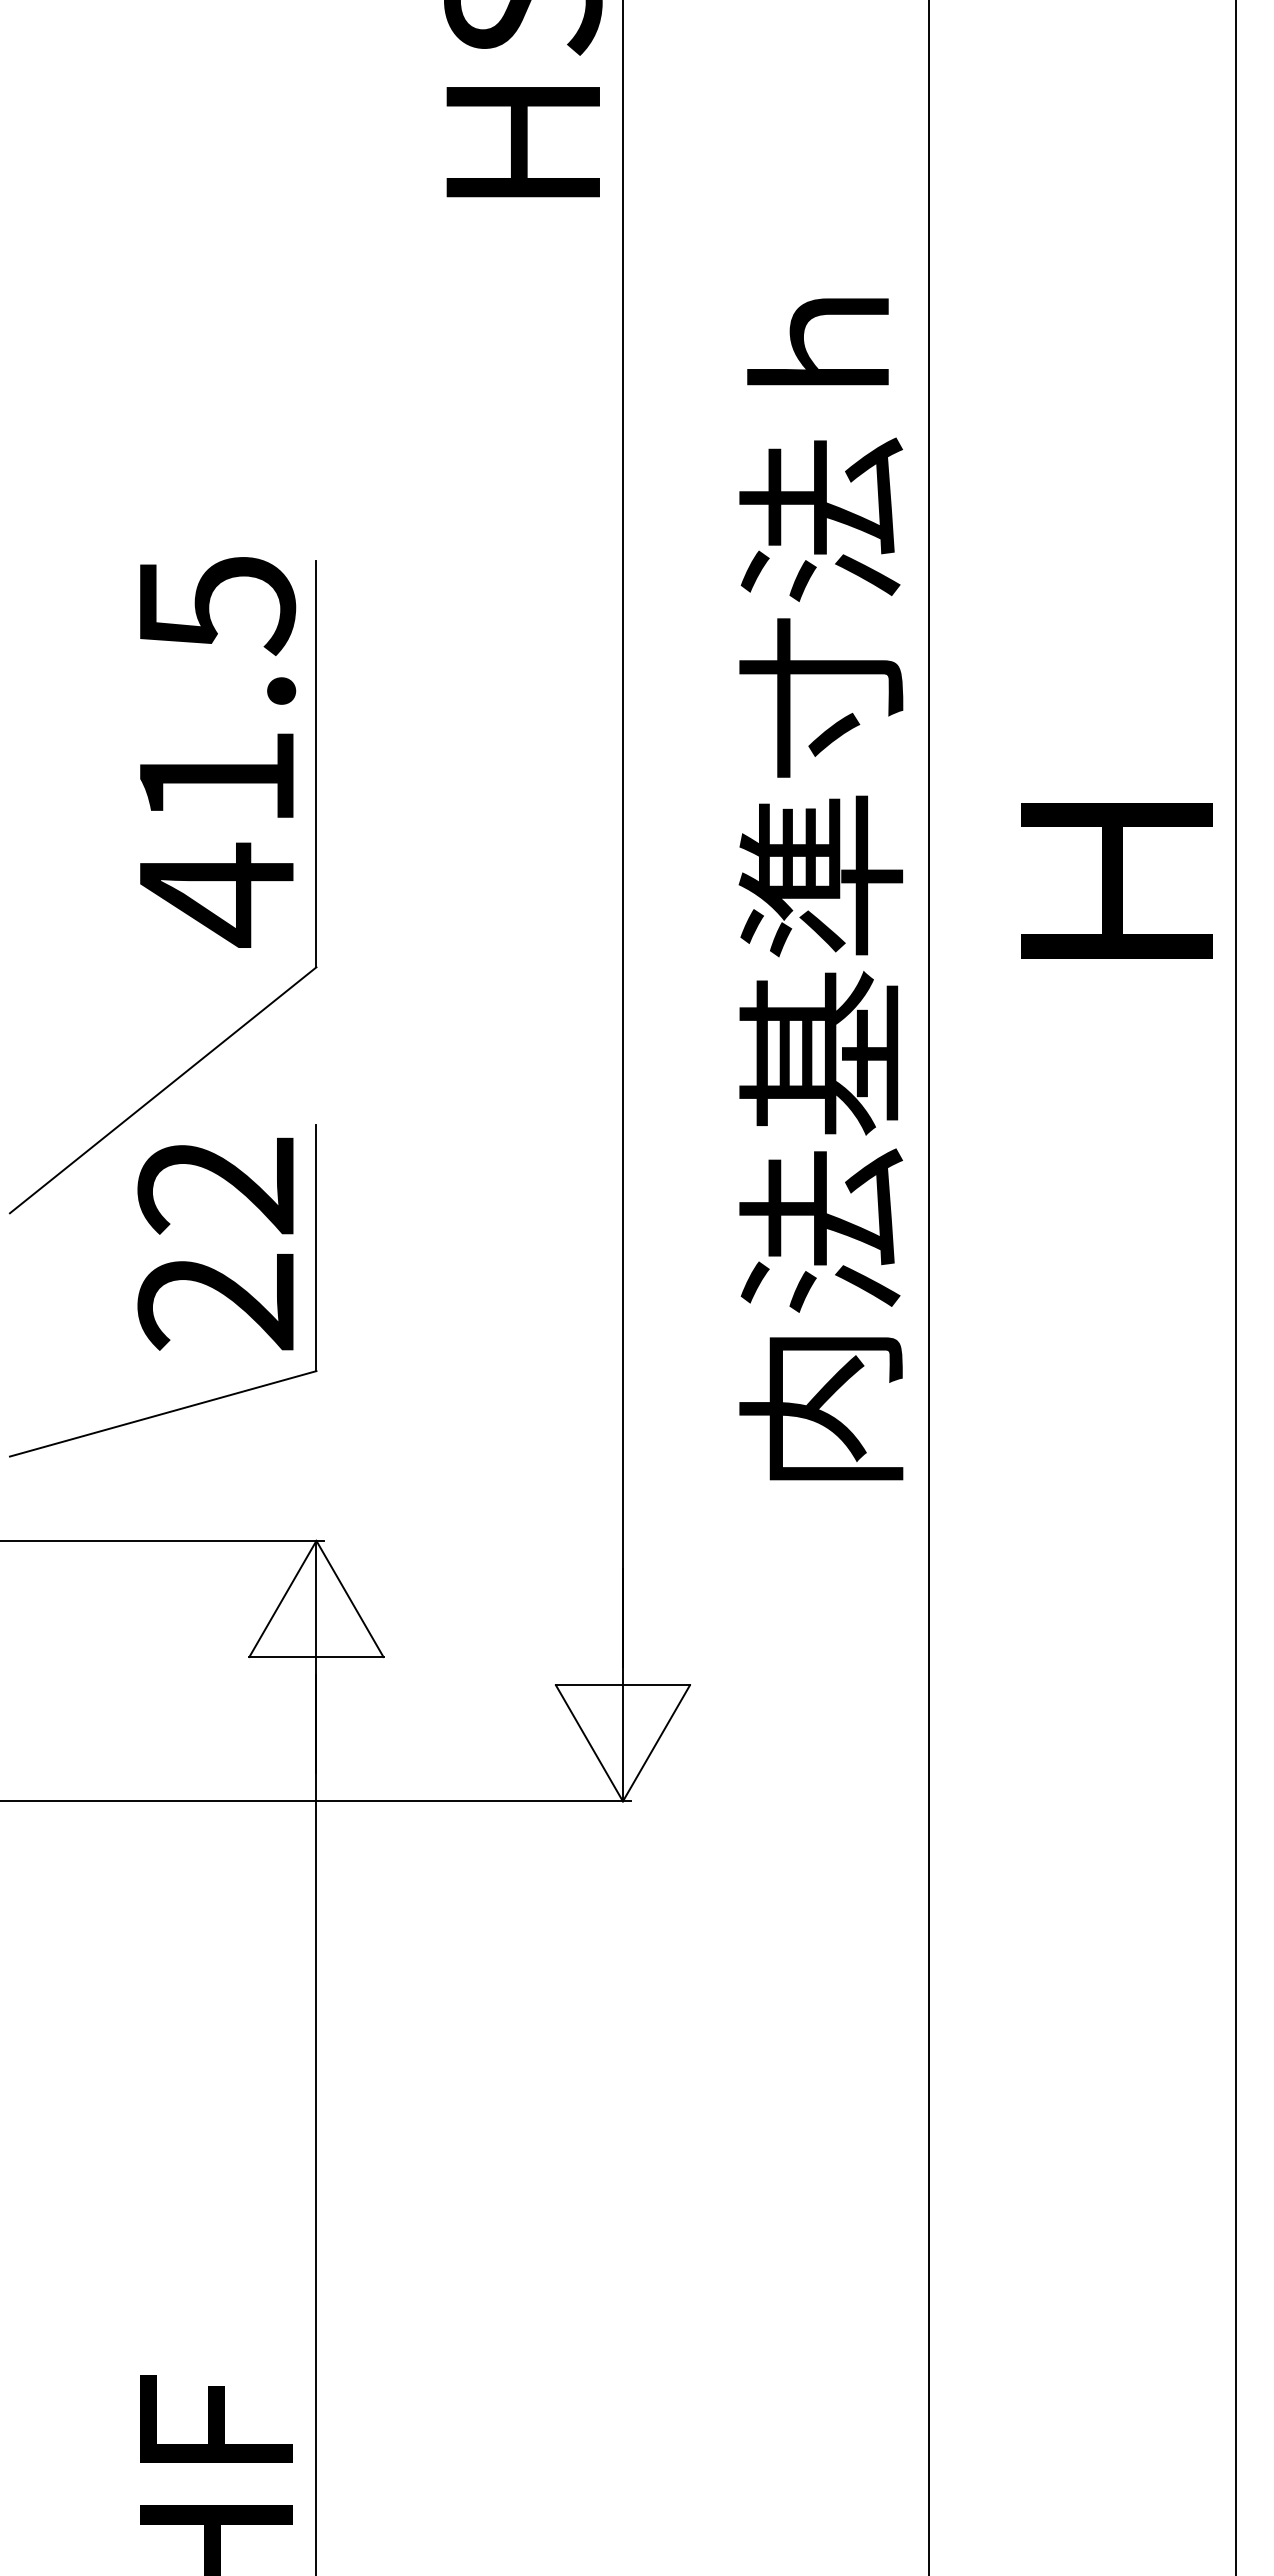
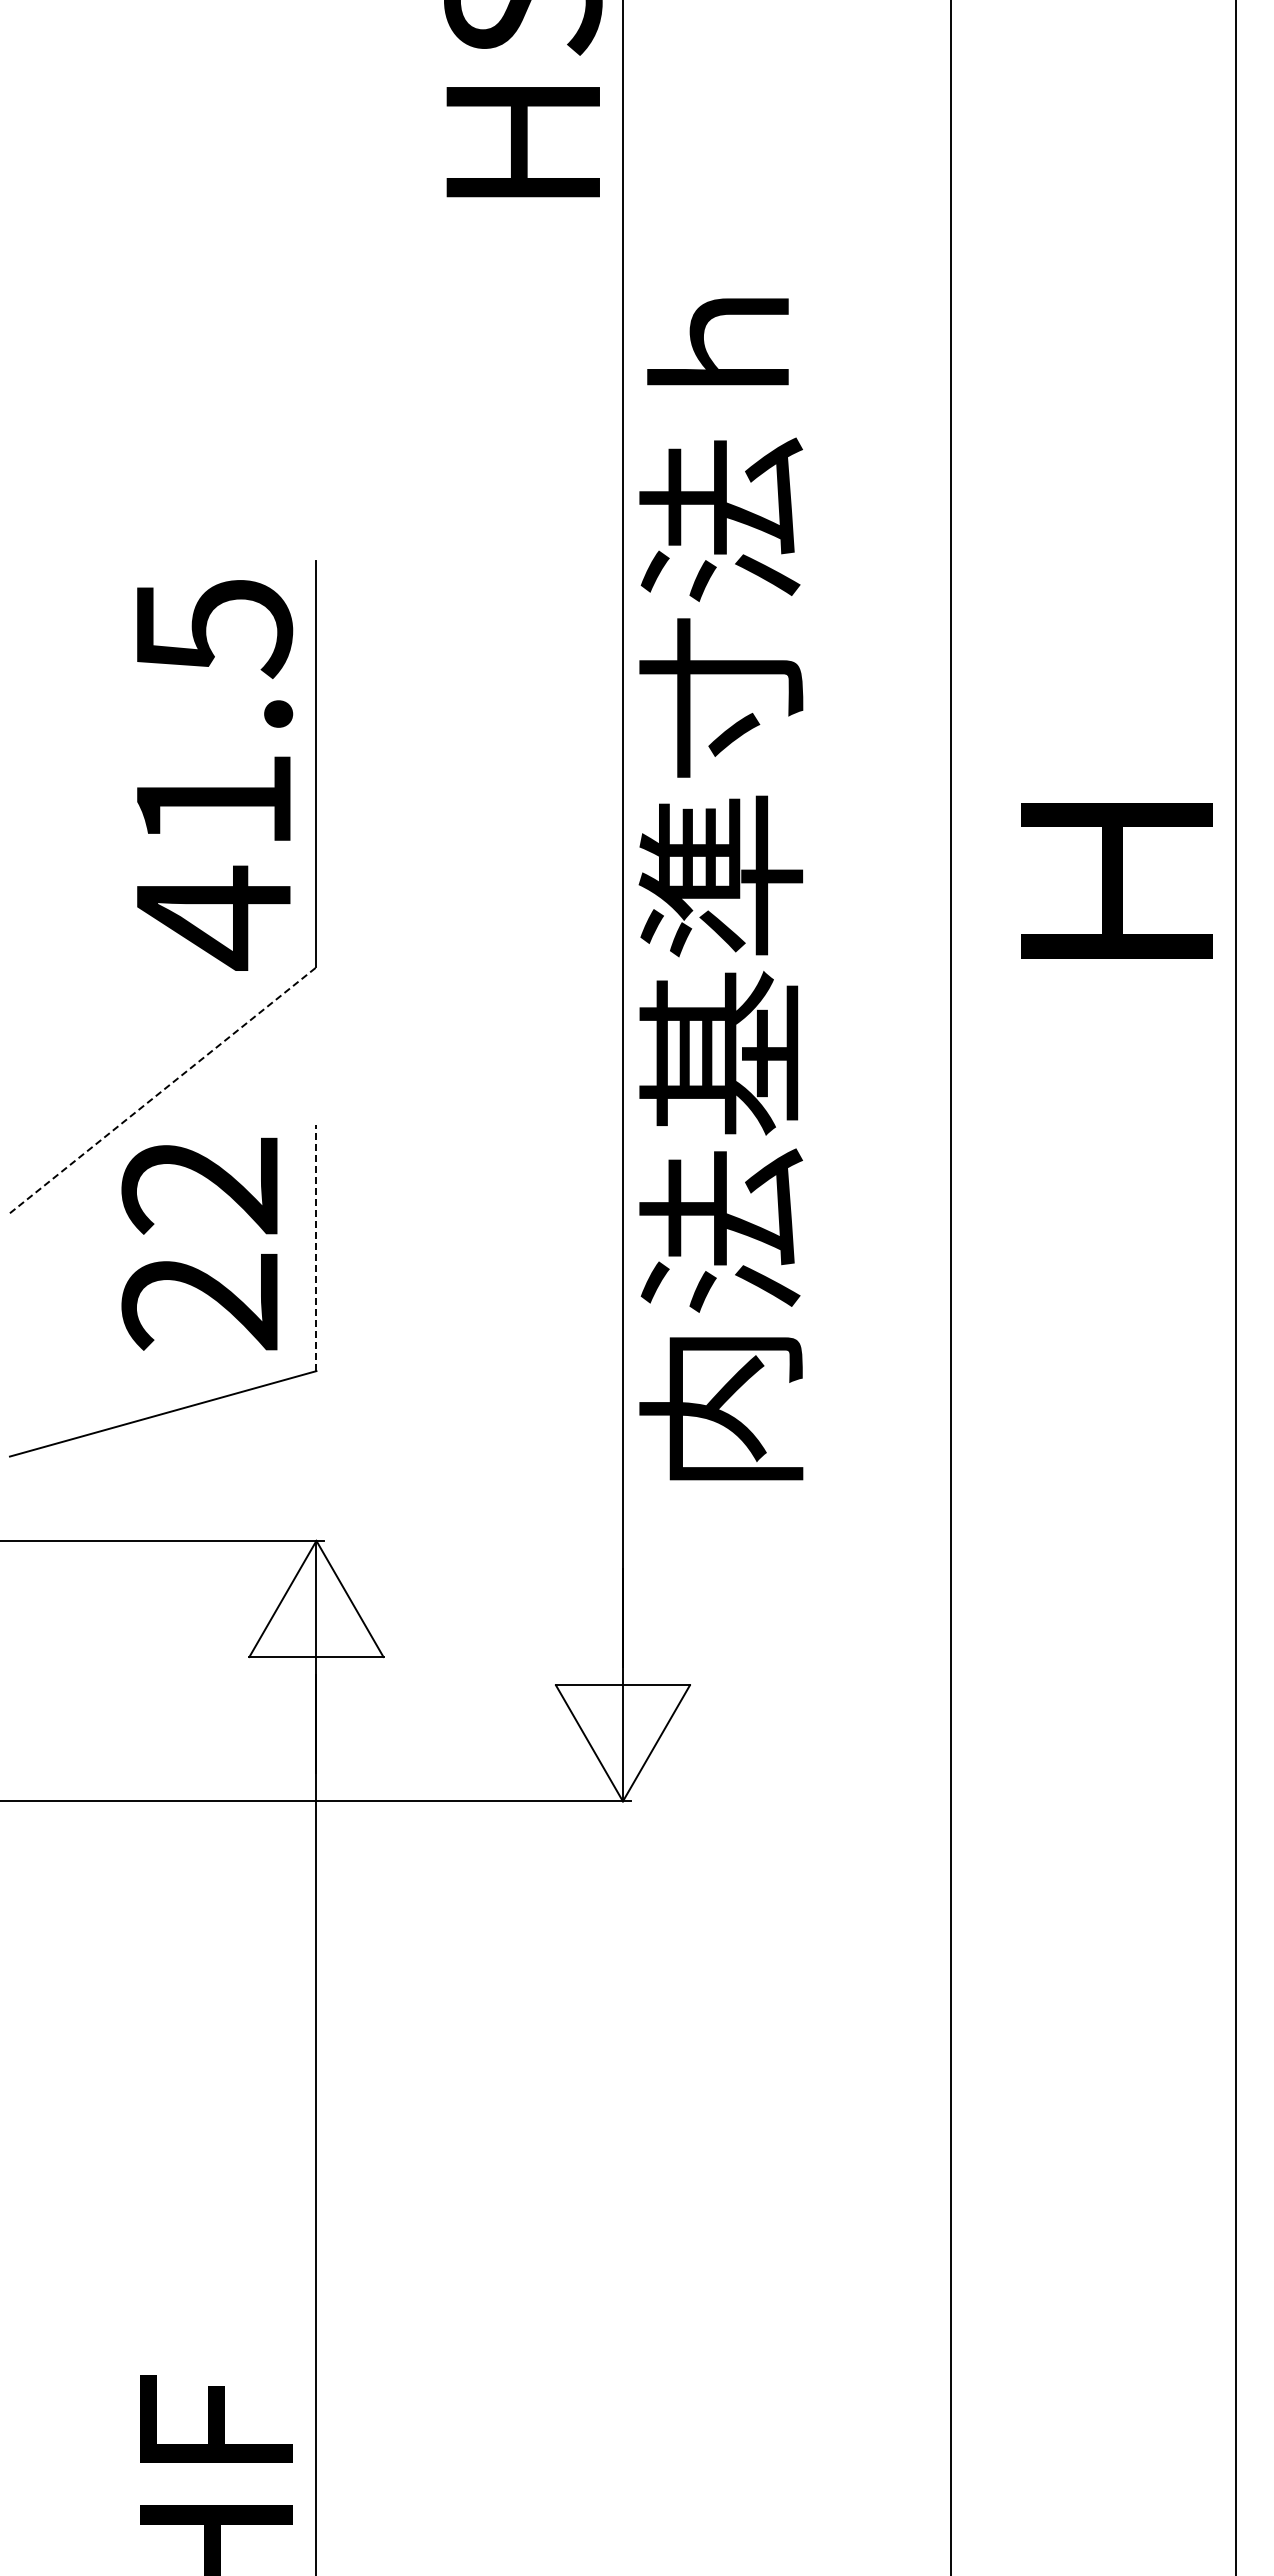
text position: (218, 752) -> (215, 775) (215, 775)
text position: (820, 889) -> (720, 889) (720, 889)
line: solid -> dashed (163, 1090)
text position: (215, 1243) -> (199, 1243) (199, 1243)
line: solid -> dashed (316, 1247)
line position: (929, 1287) -> (951, 1287) (951, 1287)
